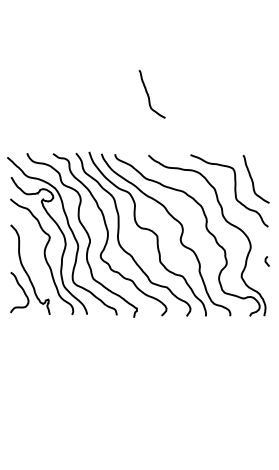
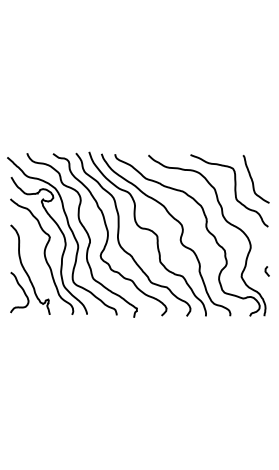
curve: present -> none (149, 95)
curve position: (266, 261) -> (266, 271) (266, 271)
